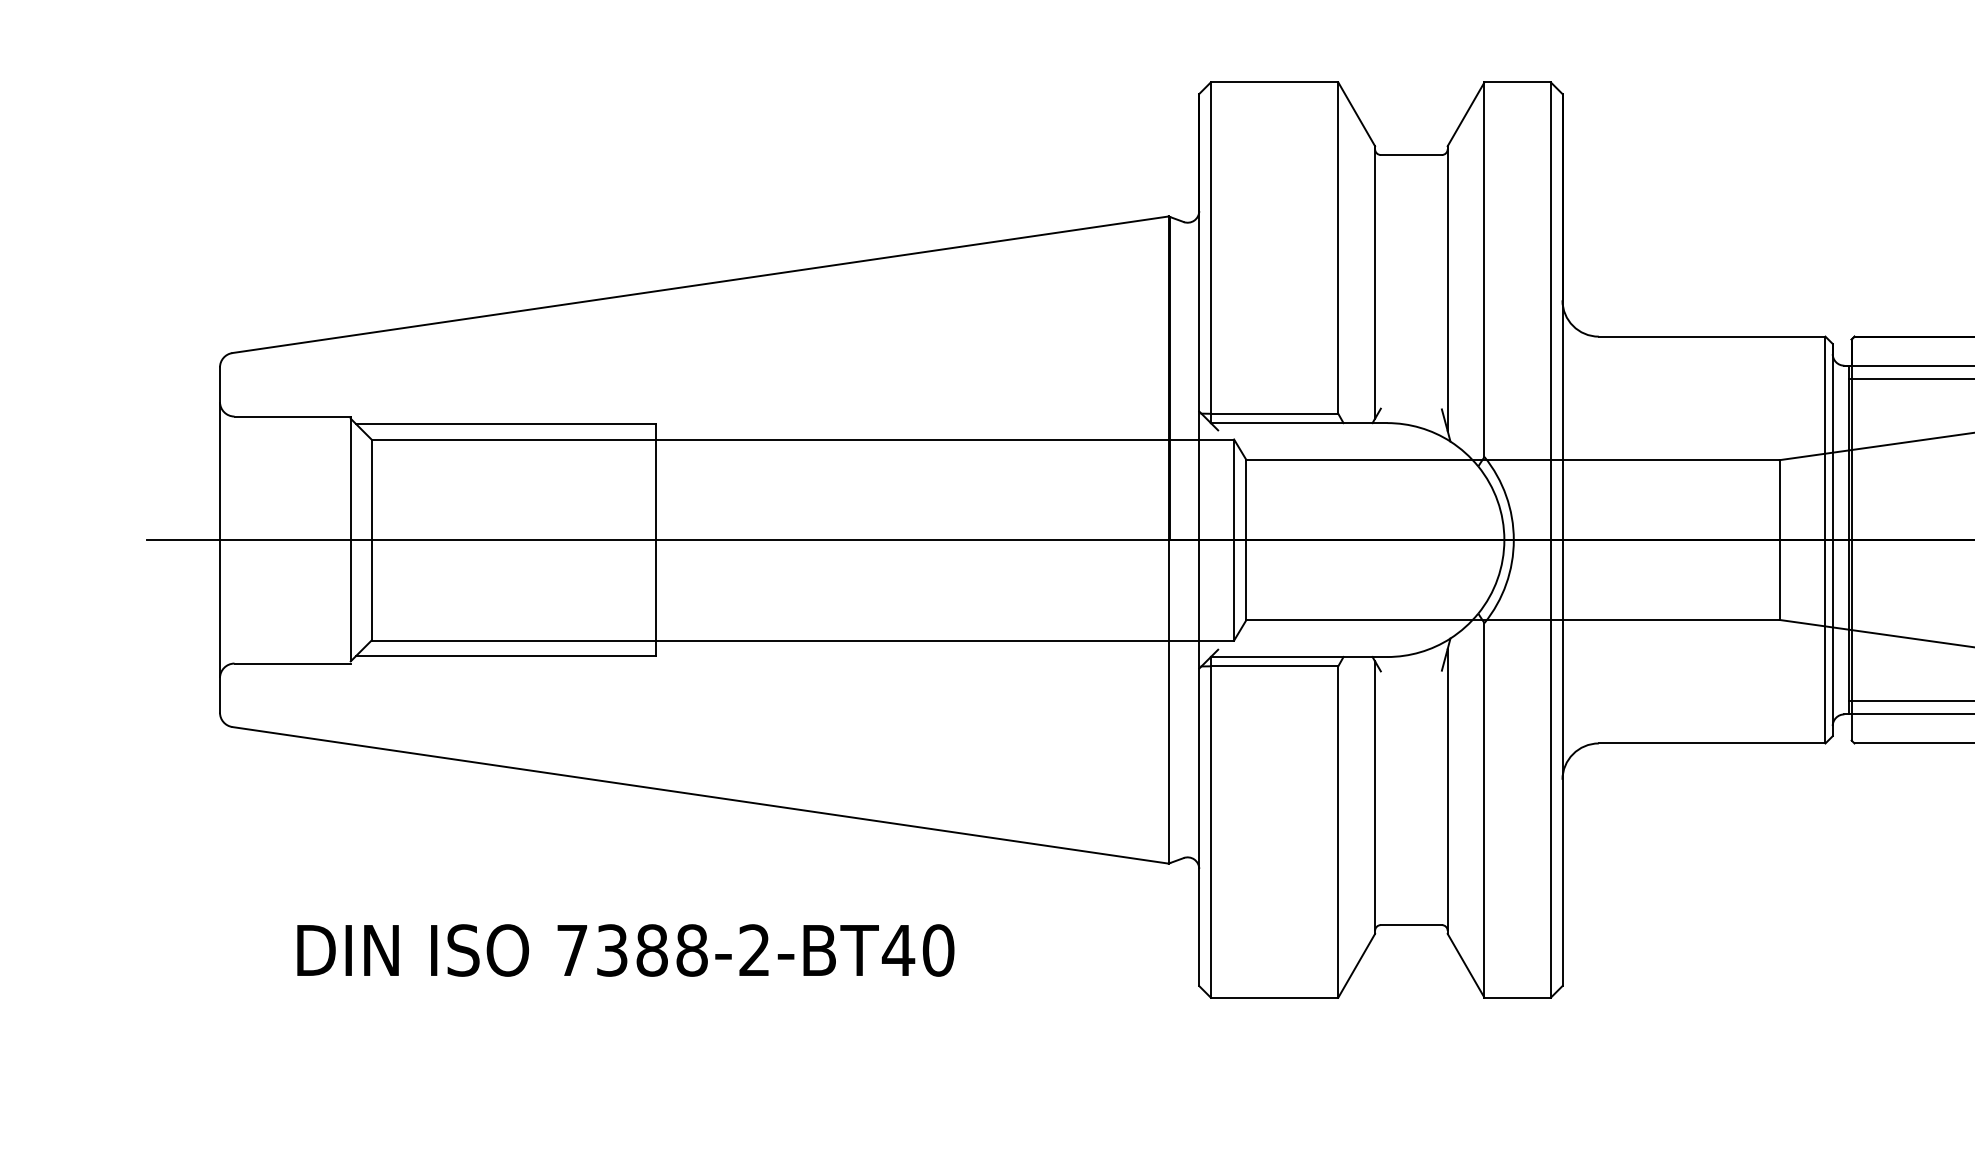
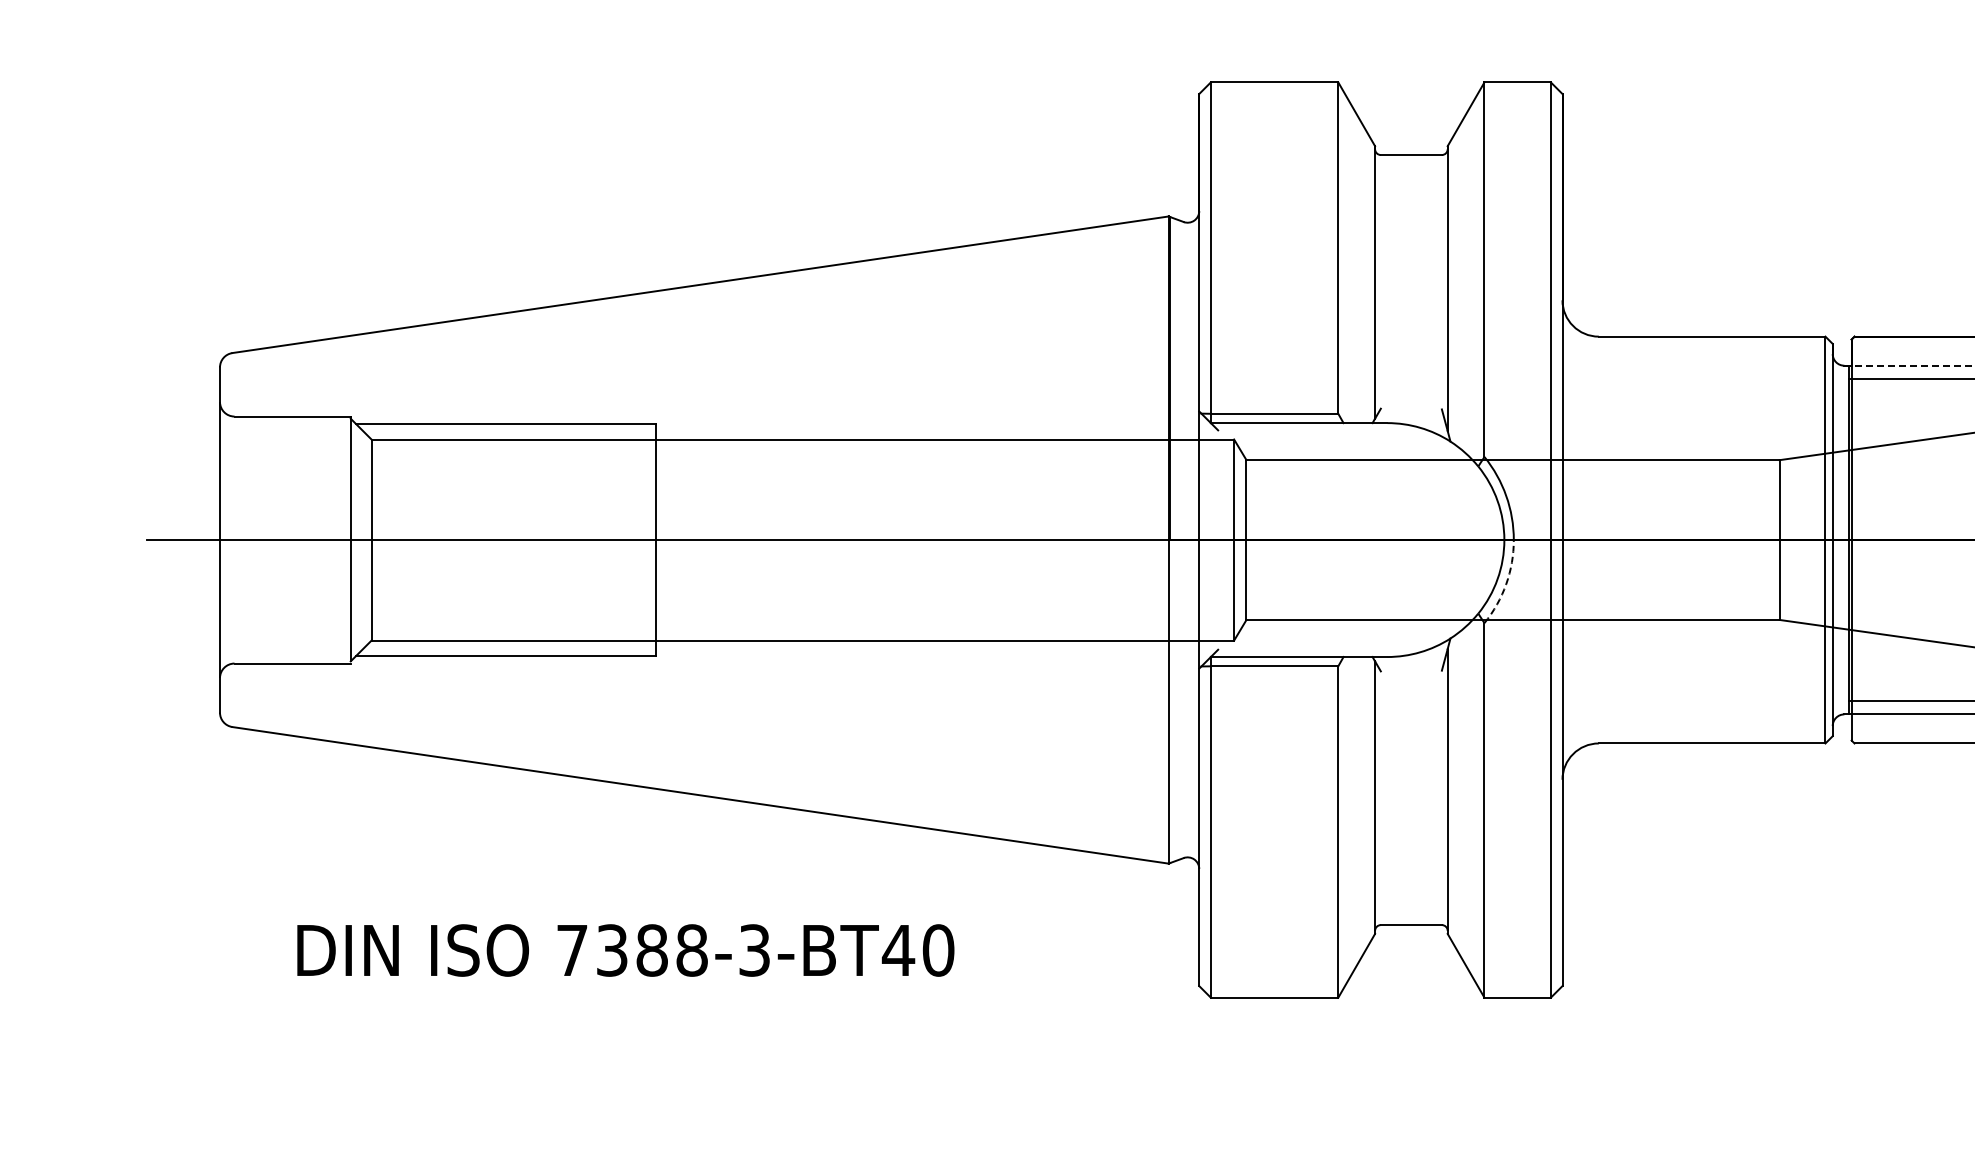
line: solid -> dashed (1909, 365)
arc: solid -> dashed (1506, 584)
text: 7388-2-BT40 -> 7388-3-BT40 (754, 950)
